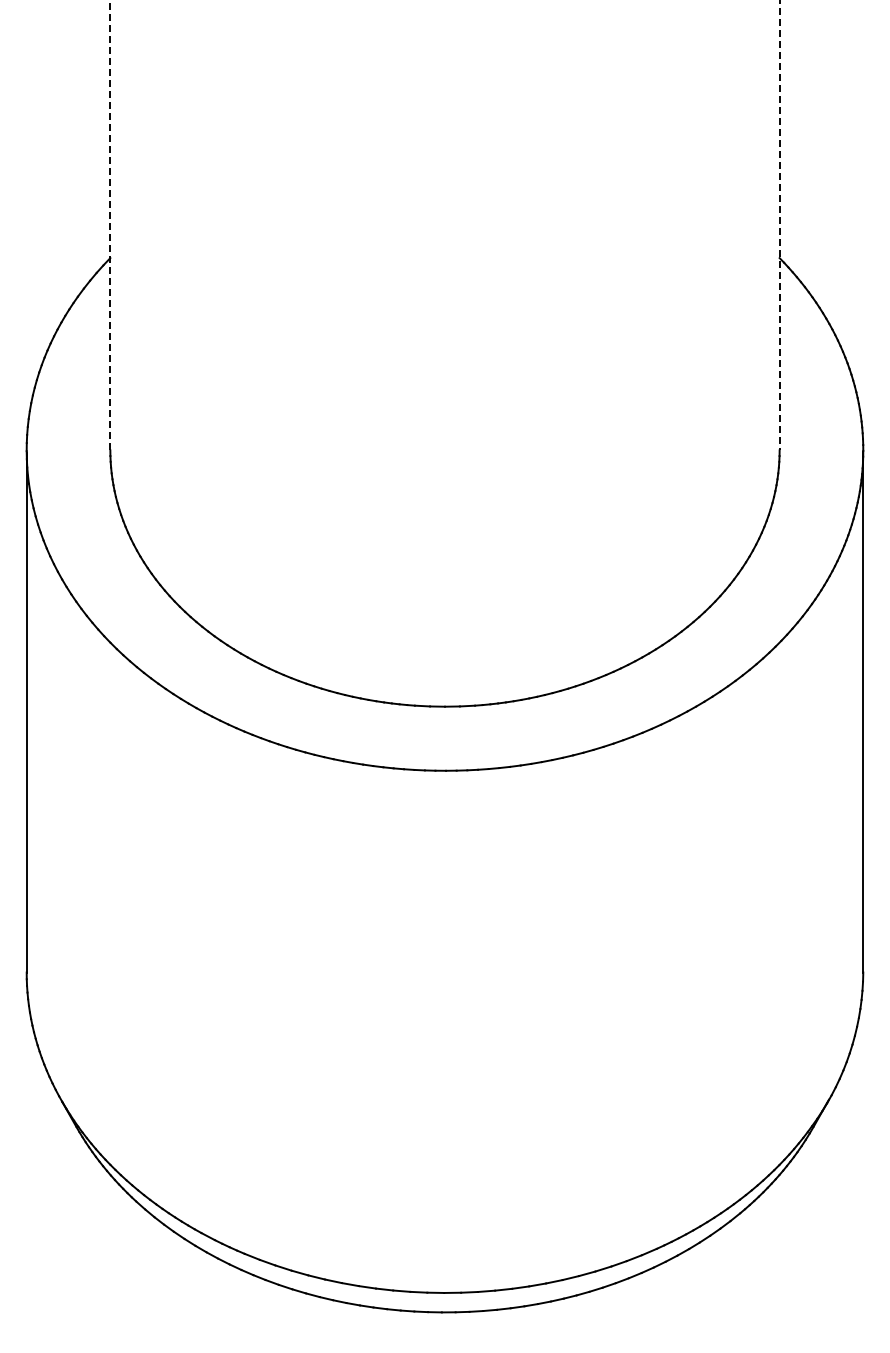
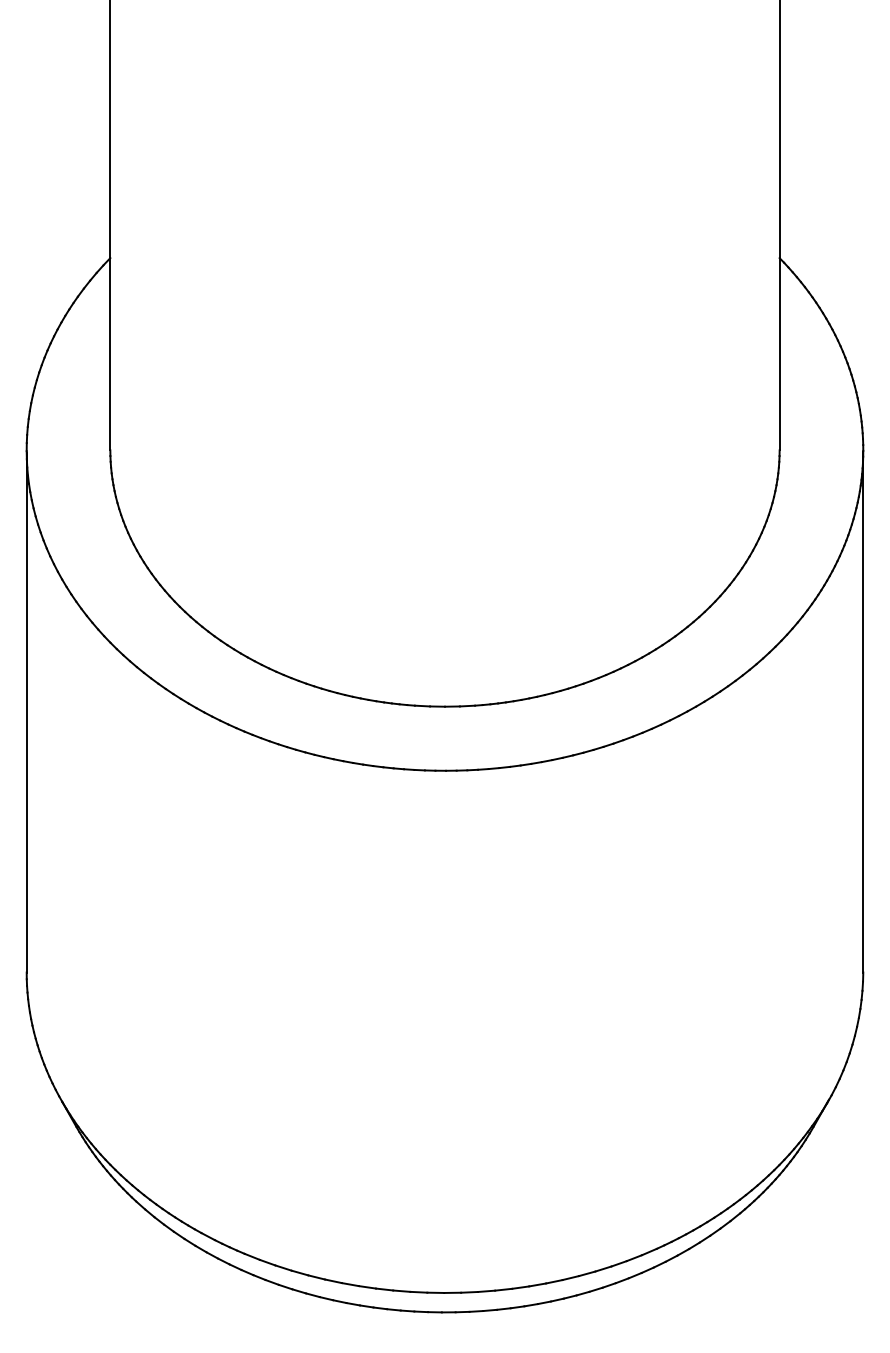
line: dashed -> solid (110, 225)
line: dashed -> solid (779, 225)
